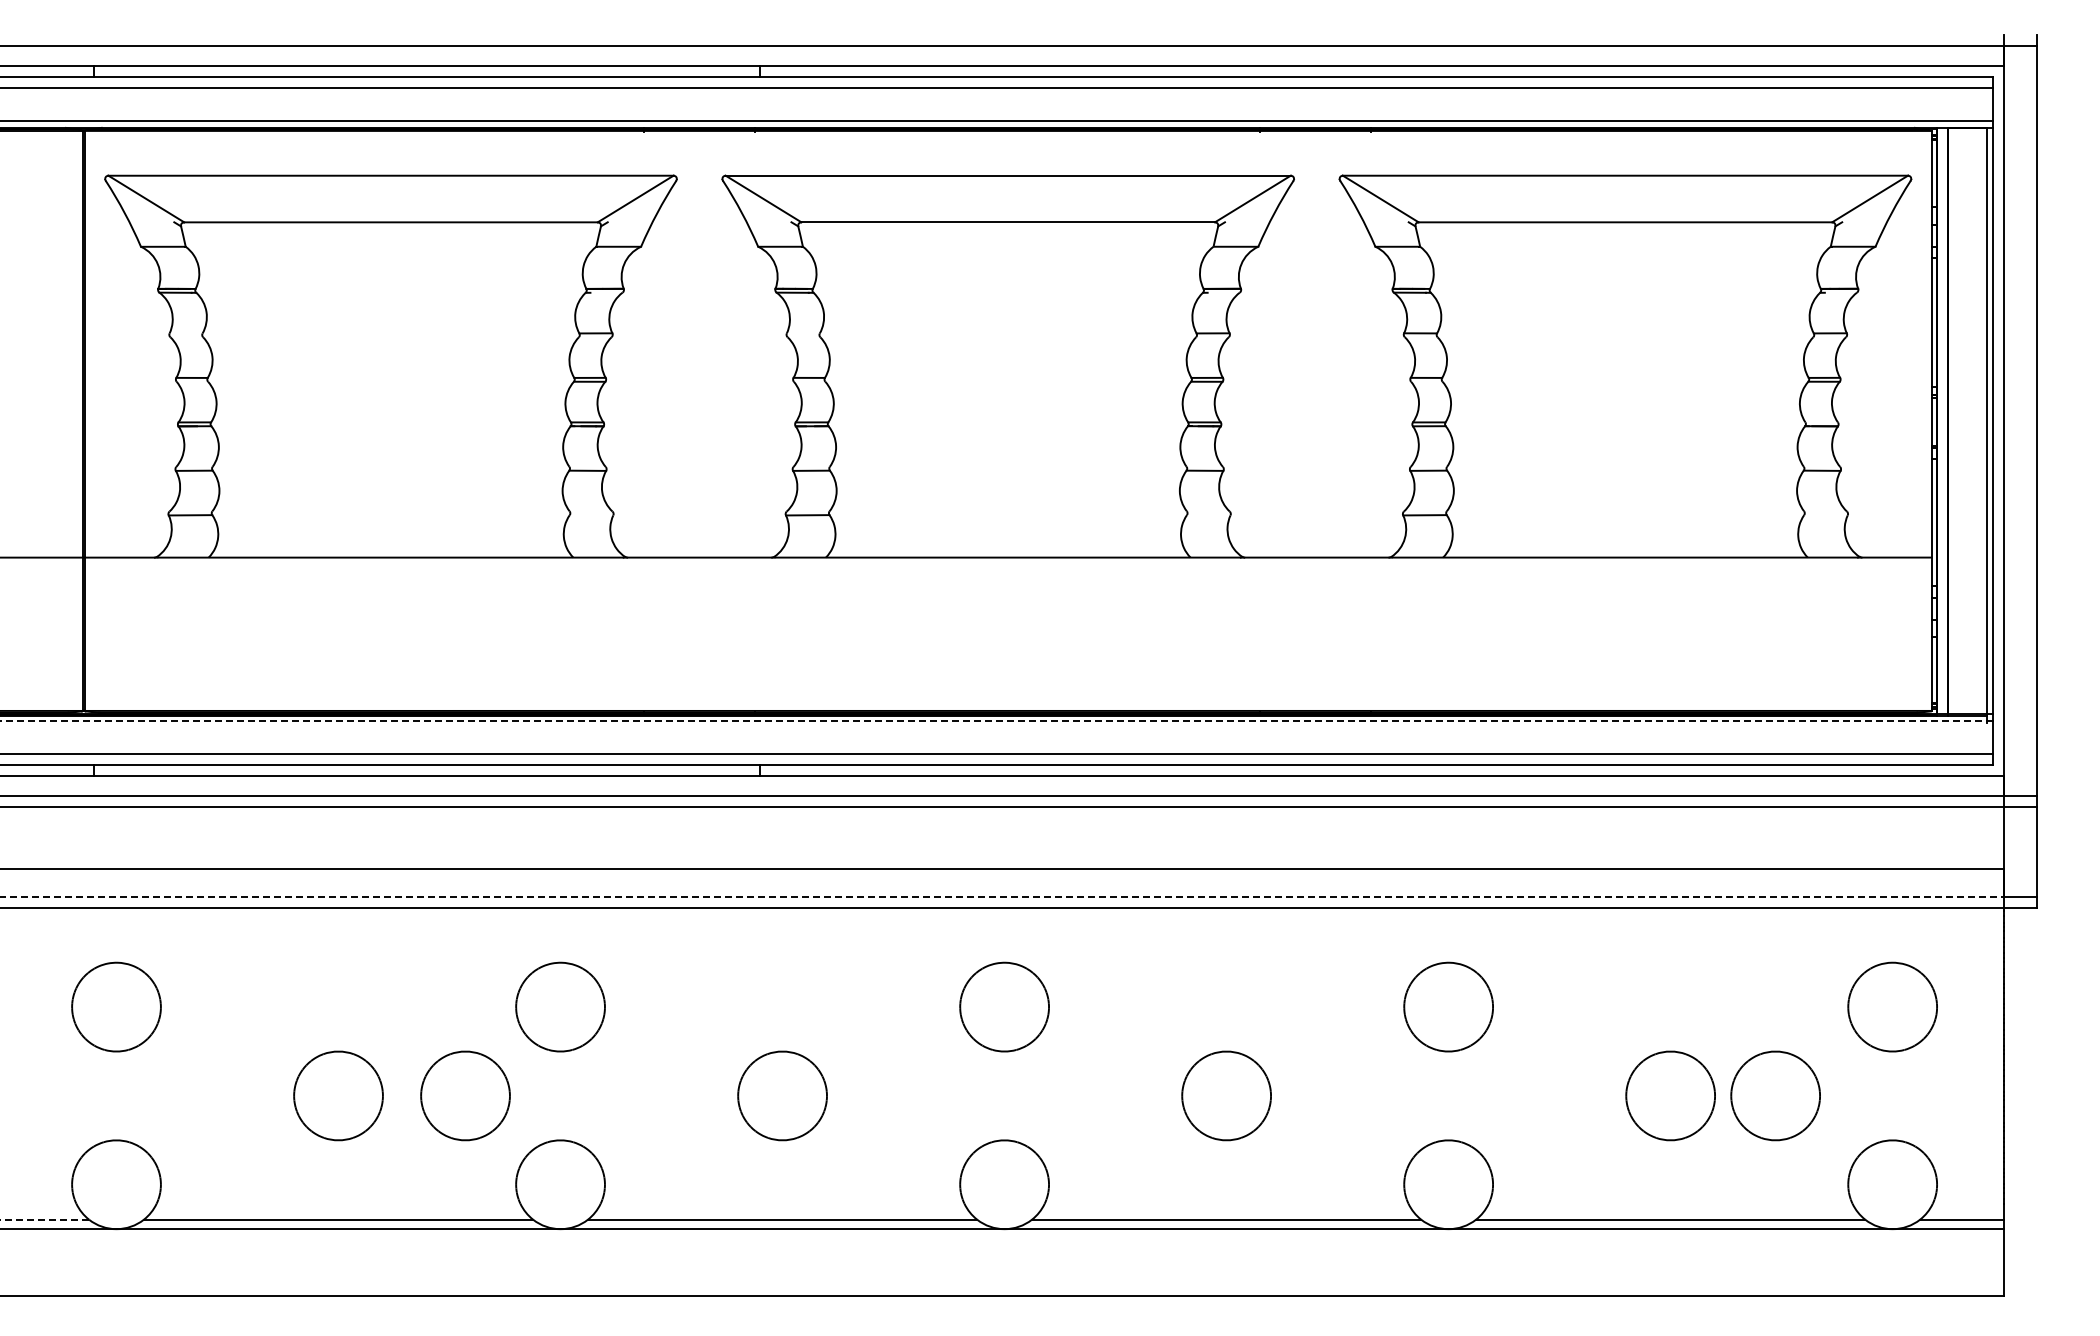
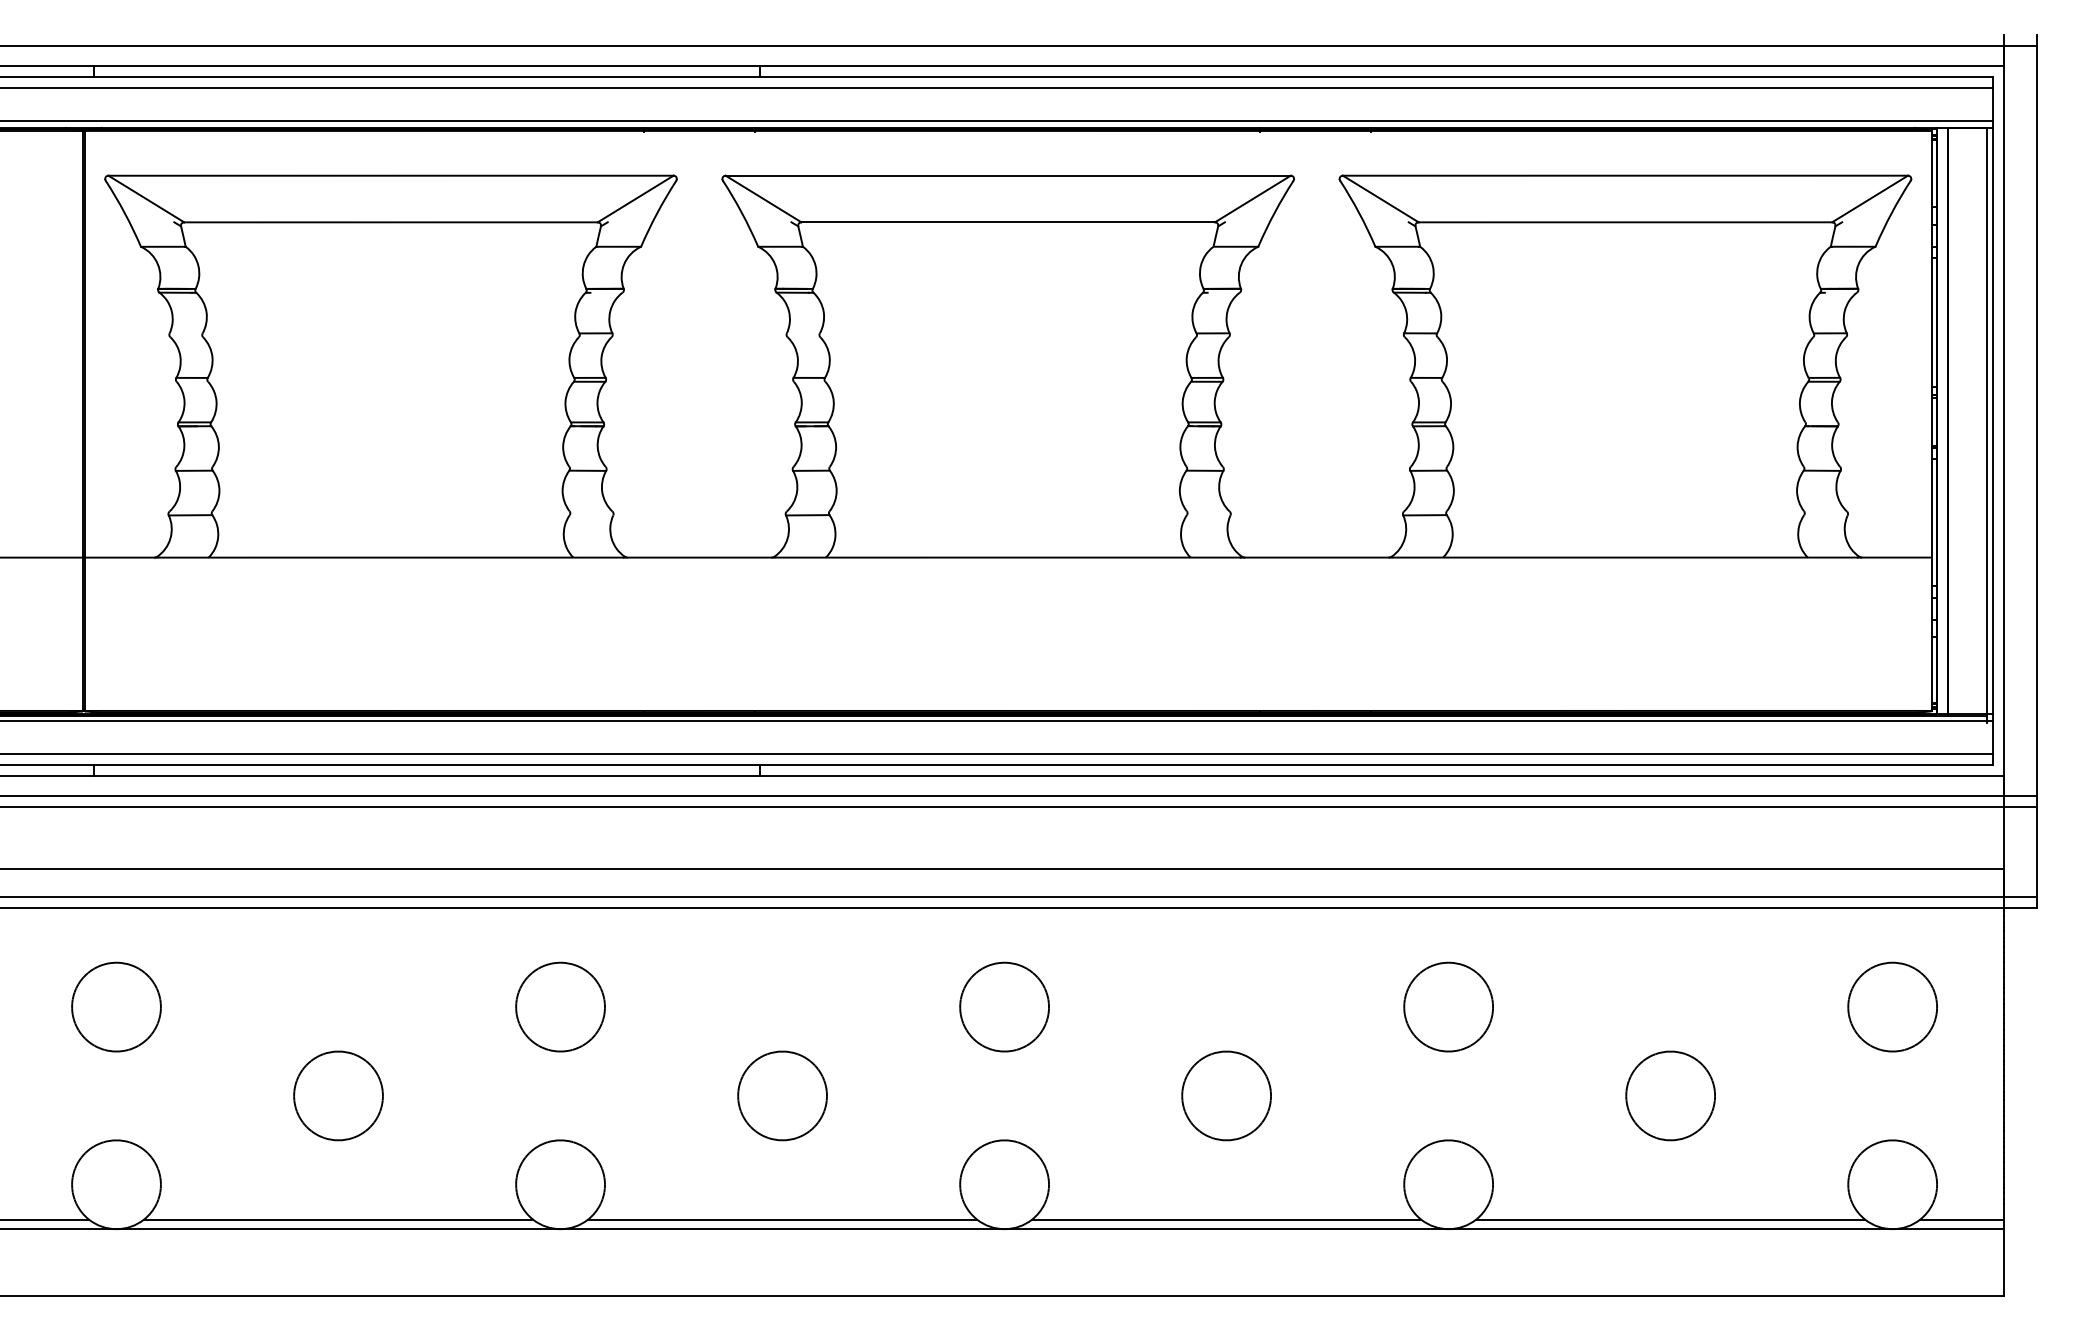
line: dashed -> solid (996, 720)
line: dashed -> solid (1002, 897)
part: present -> none (465, 1095)
part: present -> none (1775, 1095)
line: dashed -> solid (44, 1219)
